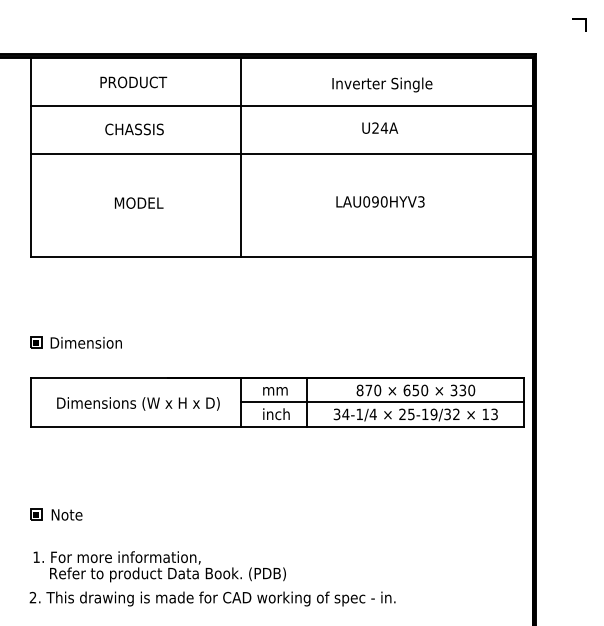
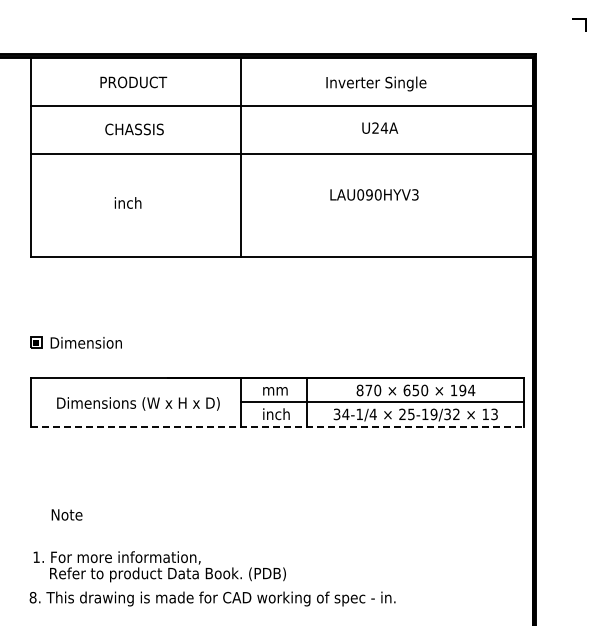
text position: (382, 84) -> (376, 83) (376, 83)
text position: (380, 201) -> (374, 194) (374, 194)
text: MODEL -> inch (138, 202)
text: 330 -> 194 (462, 390)
line: solid -> dashed (277, 426)
part: present -> none (36, 514)
text: 2. -> 8. (32, 597)
